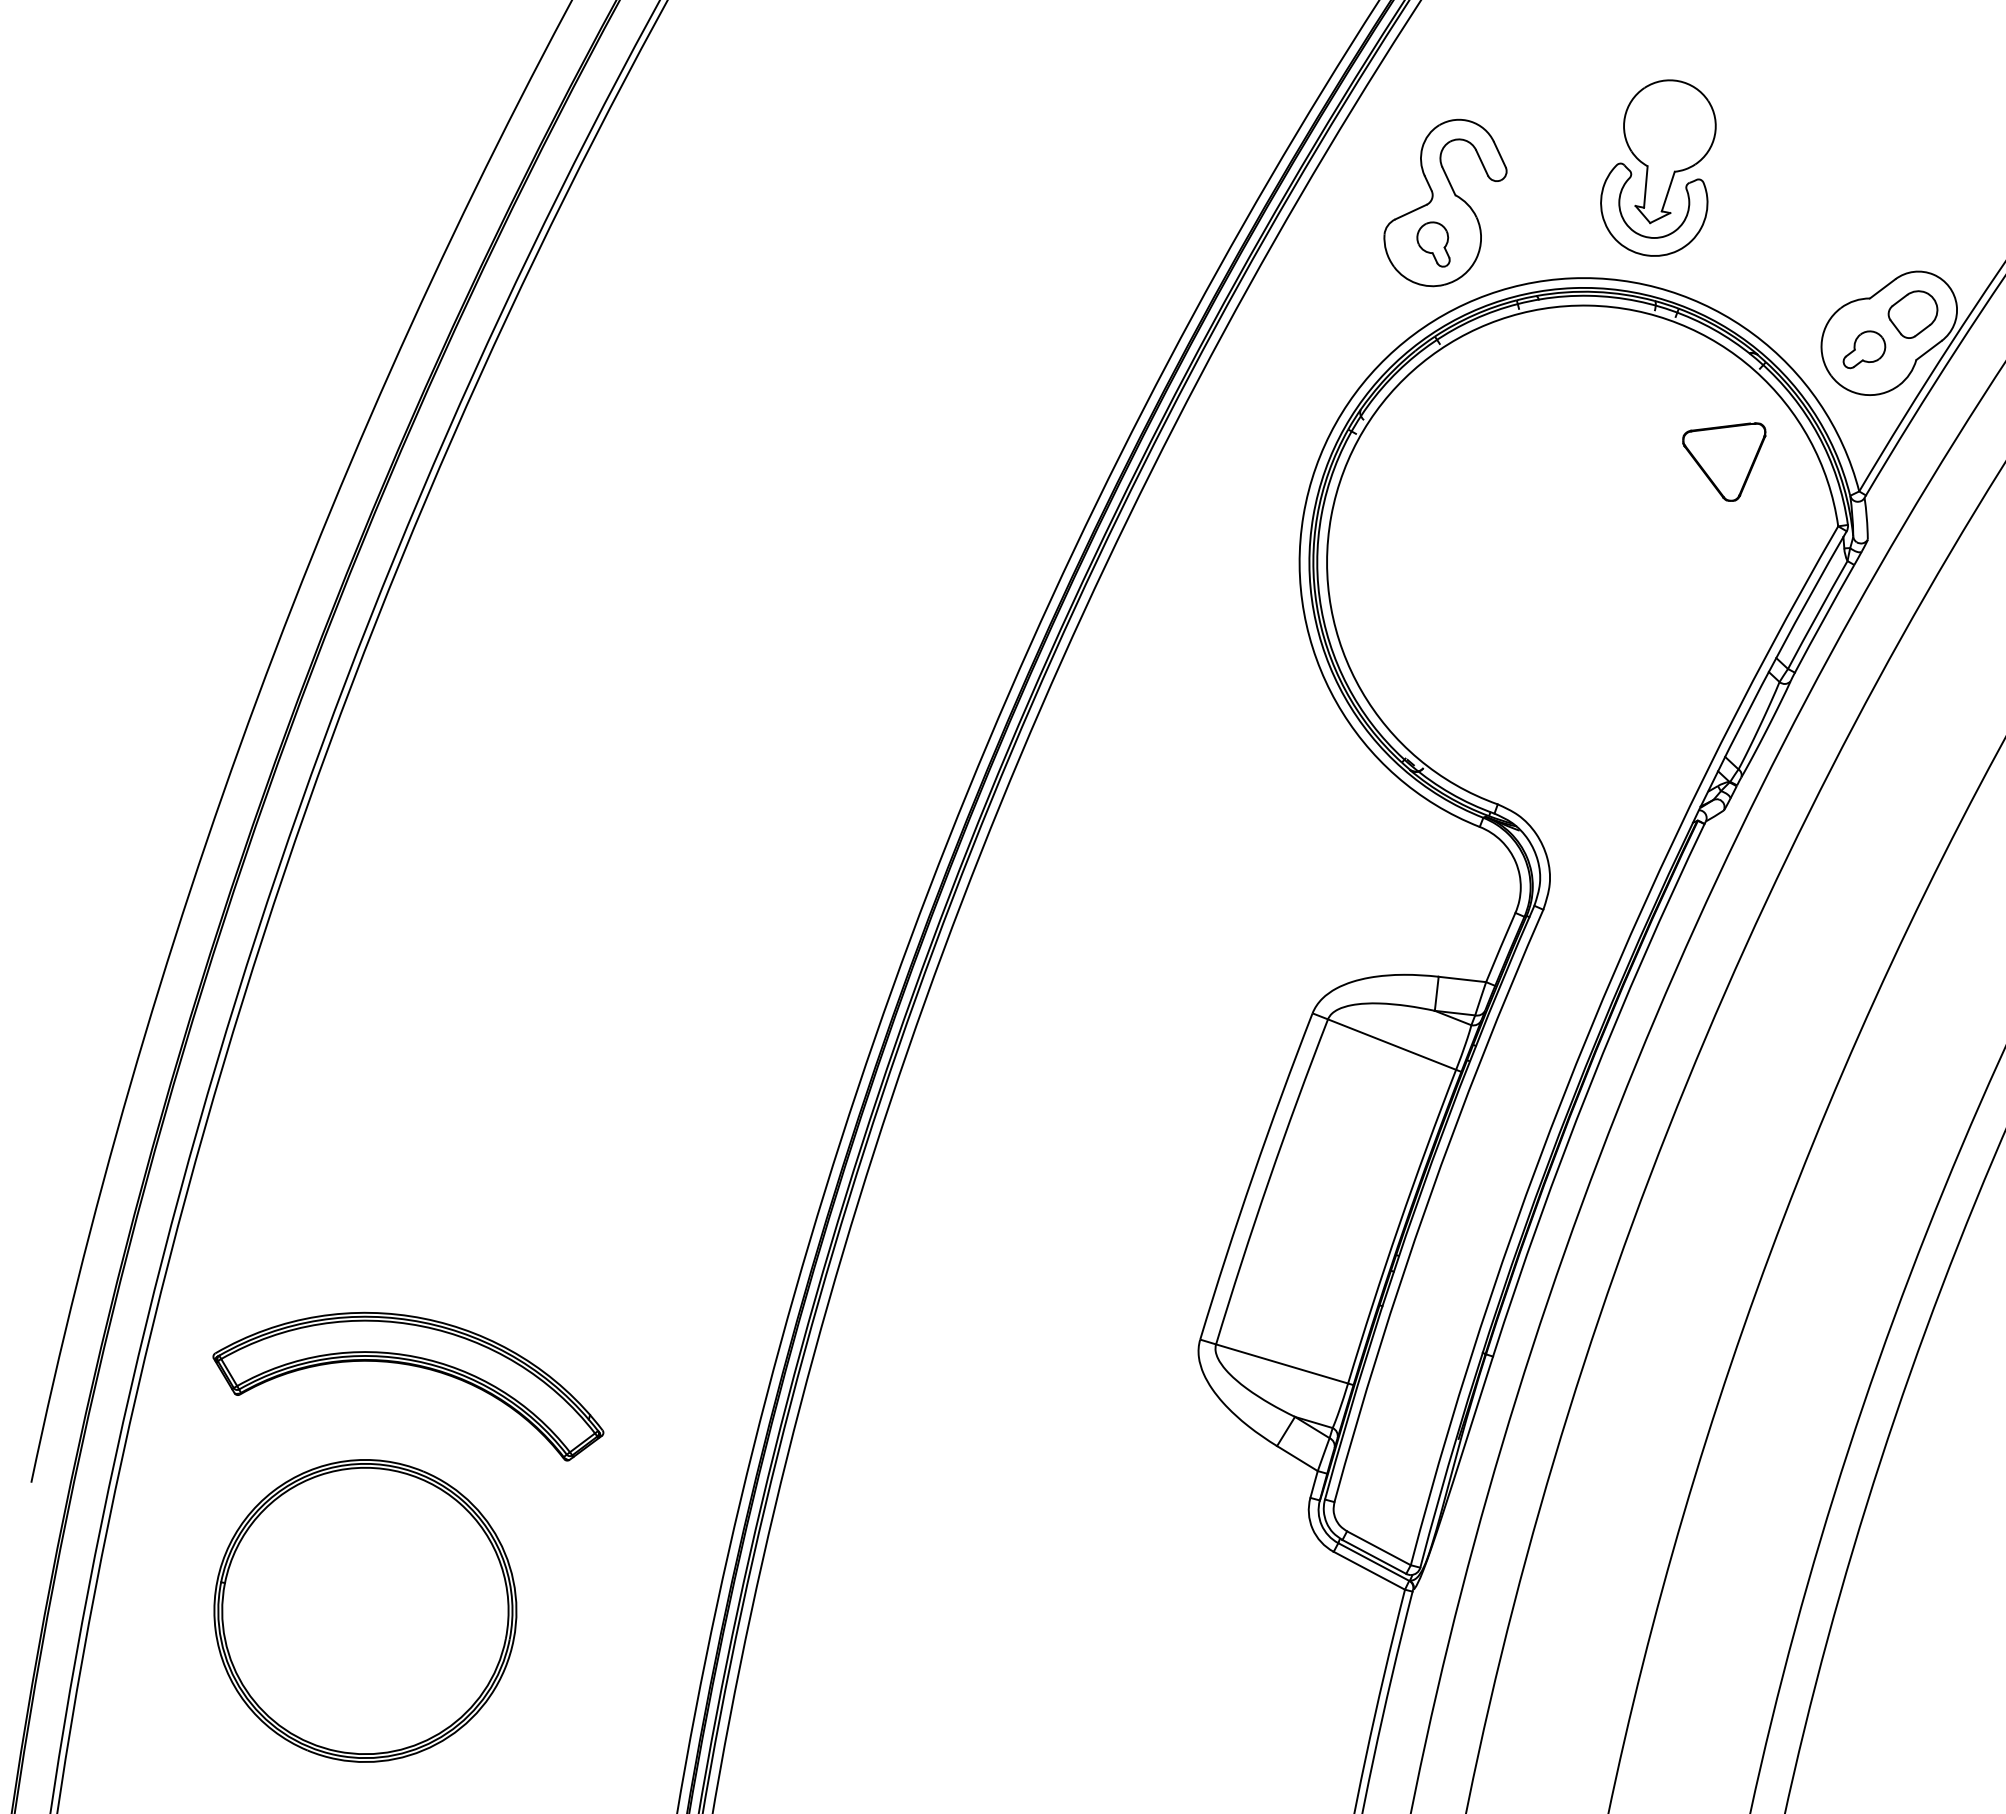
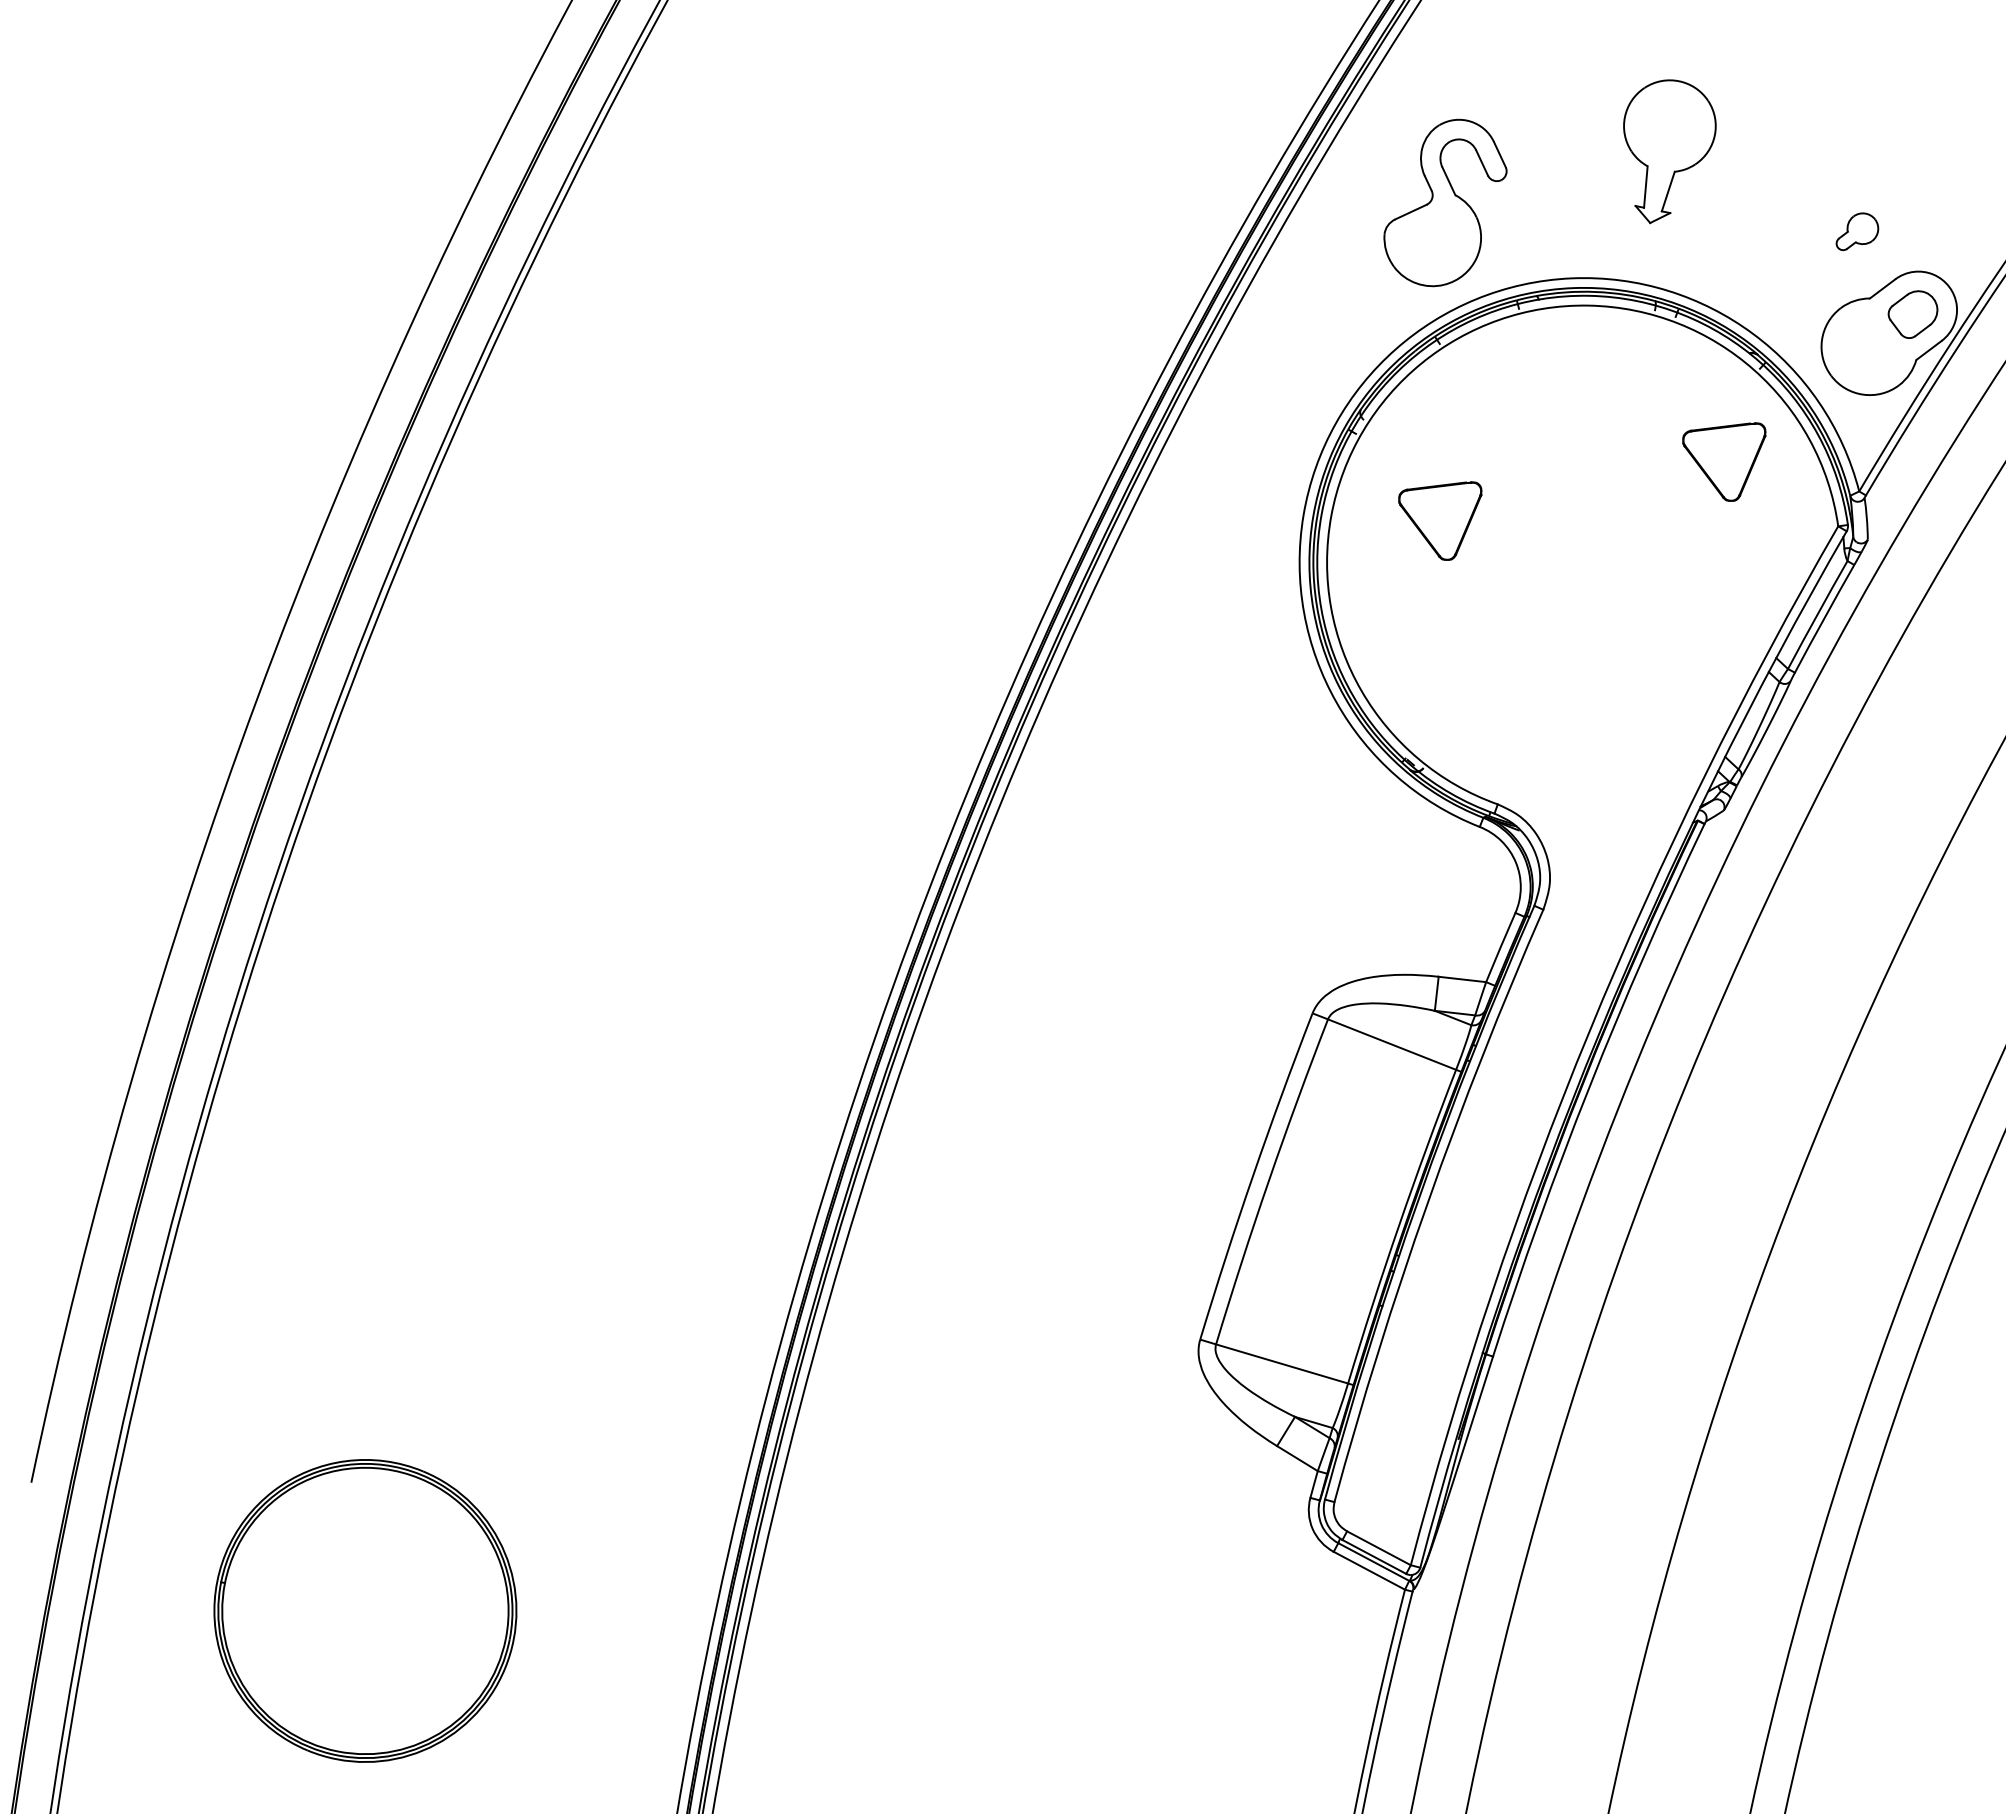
part: present -> none (1650, 236)
part: present -> none (1433, 244)
part position: (1864, 349) -> (1857, 231) (1857, 231)
part: none -> present (1440, 520)
part: present -> none (412, 1366)
